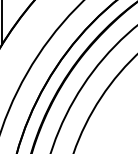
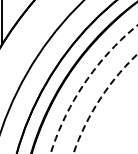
arc: solid -> dashed (84, 83)
arc: solid -> dashed (99, 100)
